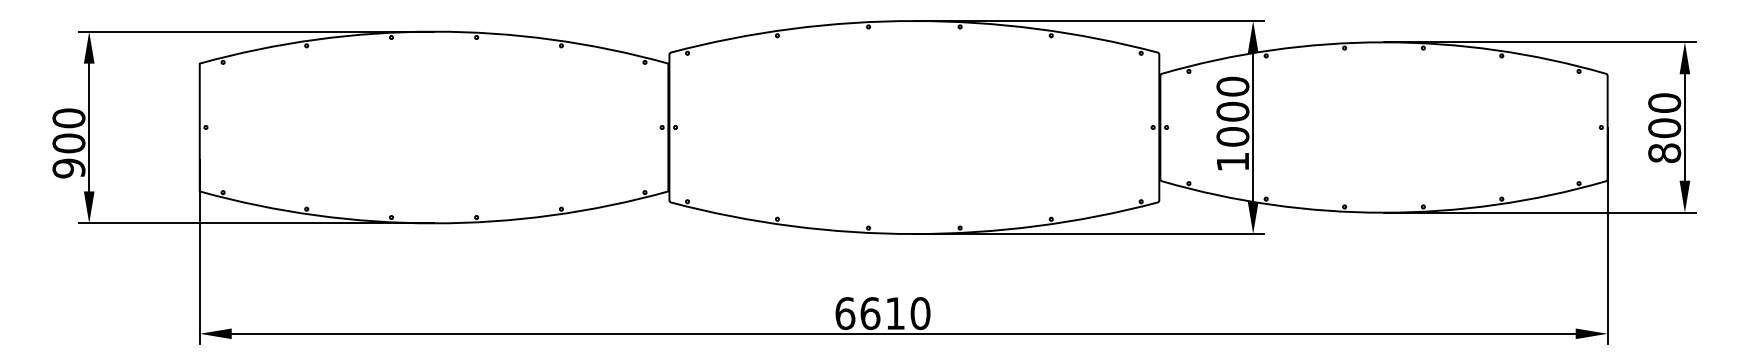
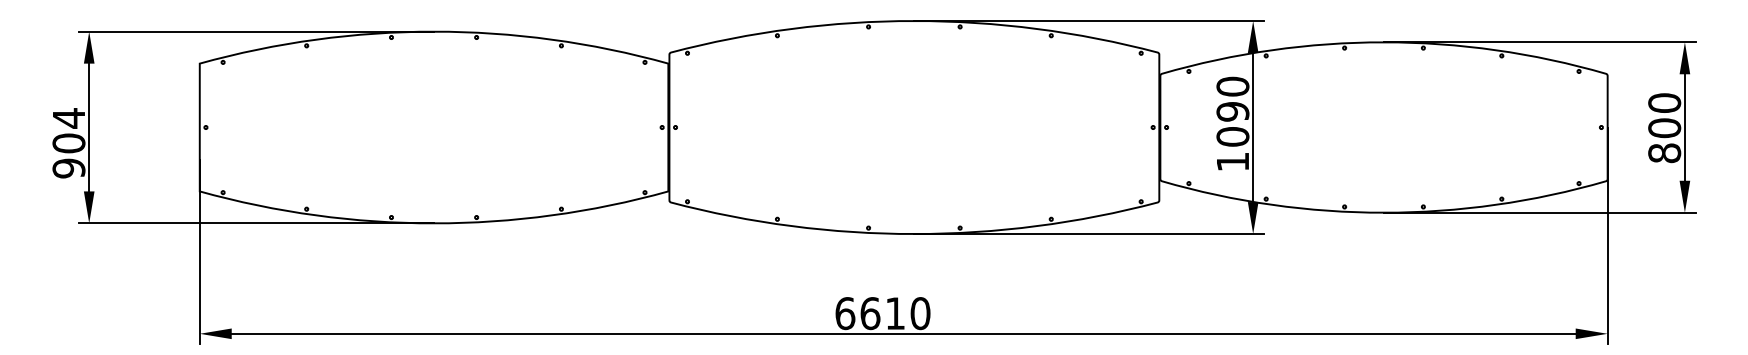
text: 1000 -> 1090 (1232, 111)
text: 900 -> 904 (68, 118)
